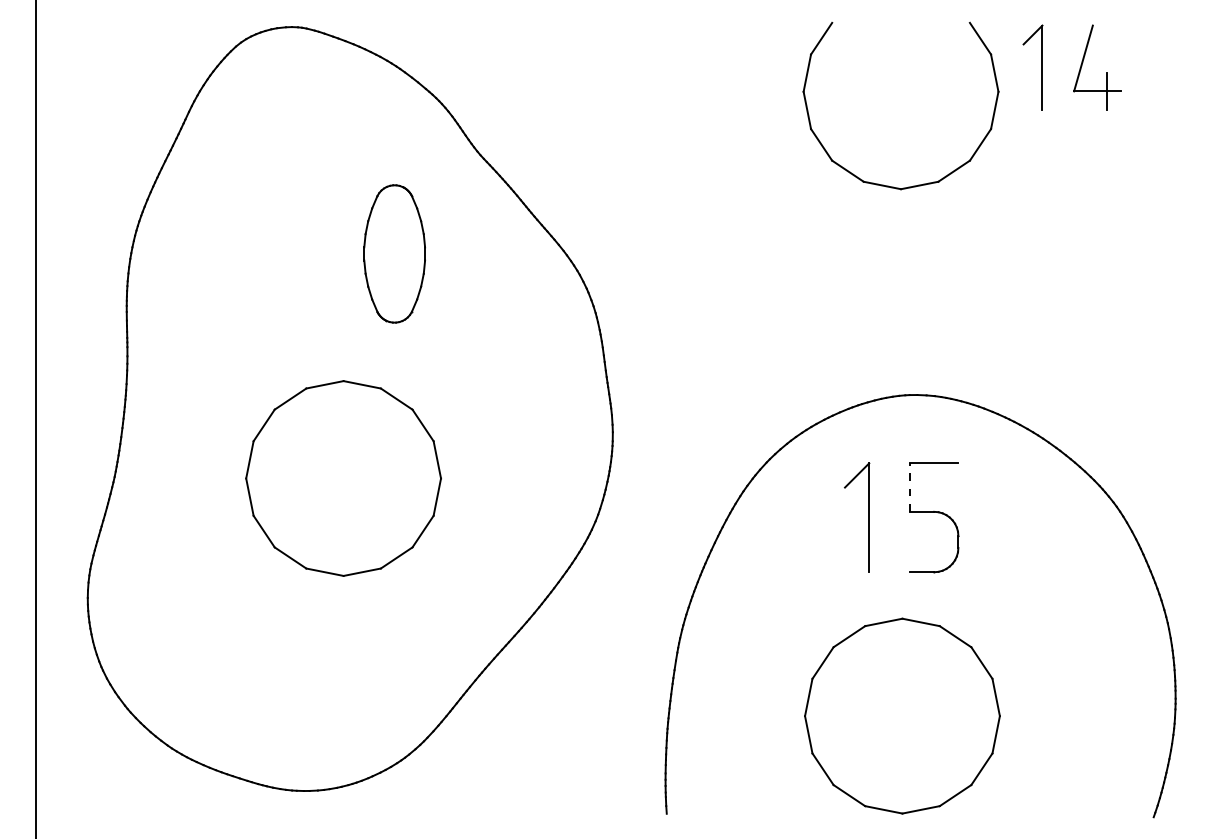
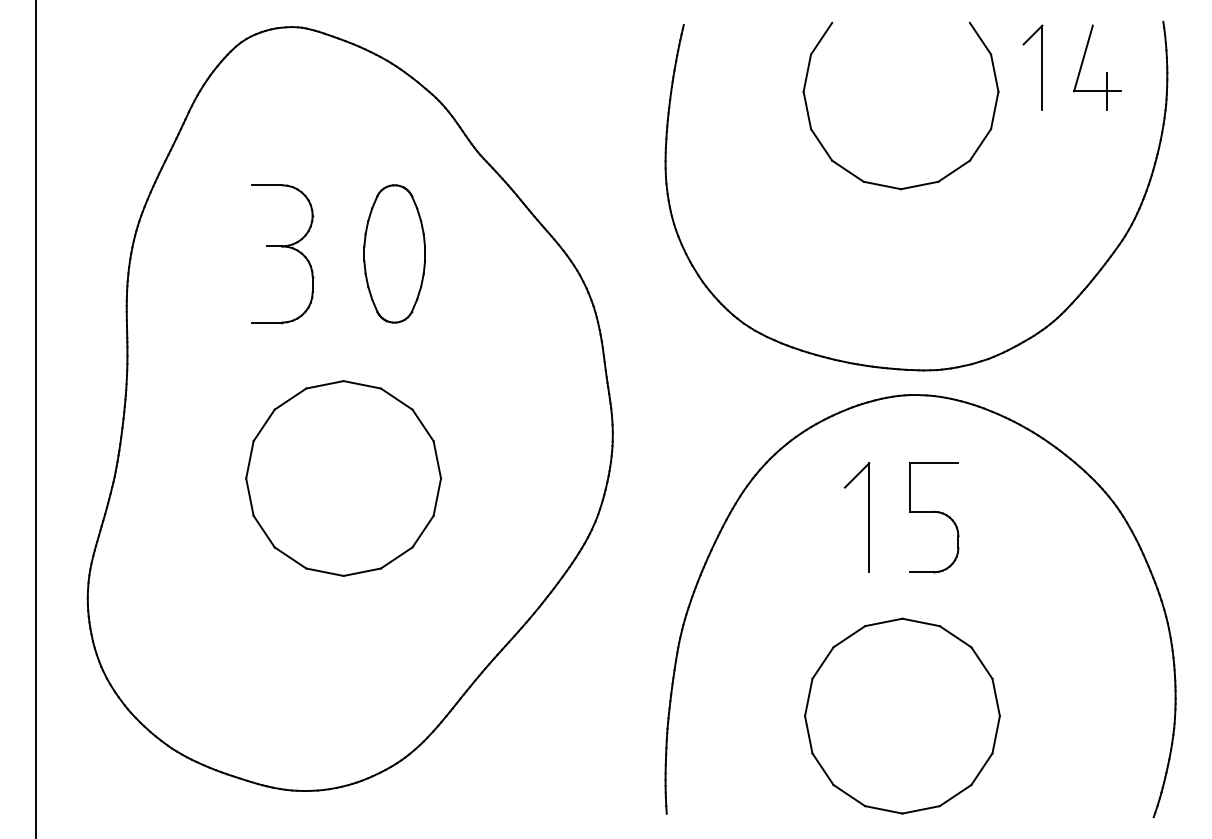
part: none -> present (282, 247)
part: none -> present (906, 368)
line: dashed -> solid (910, 487)
